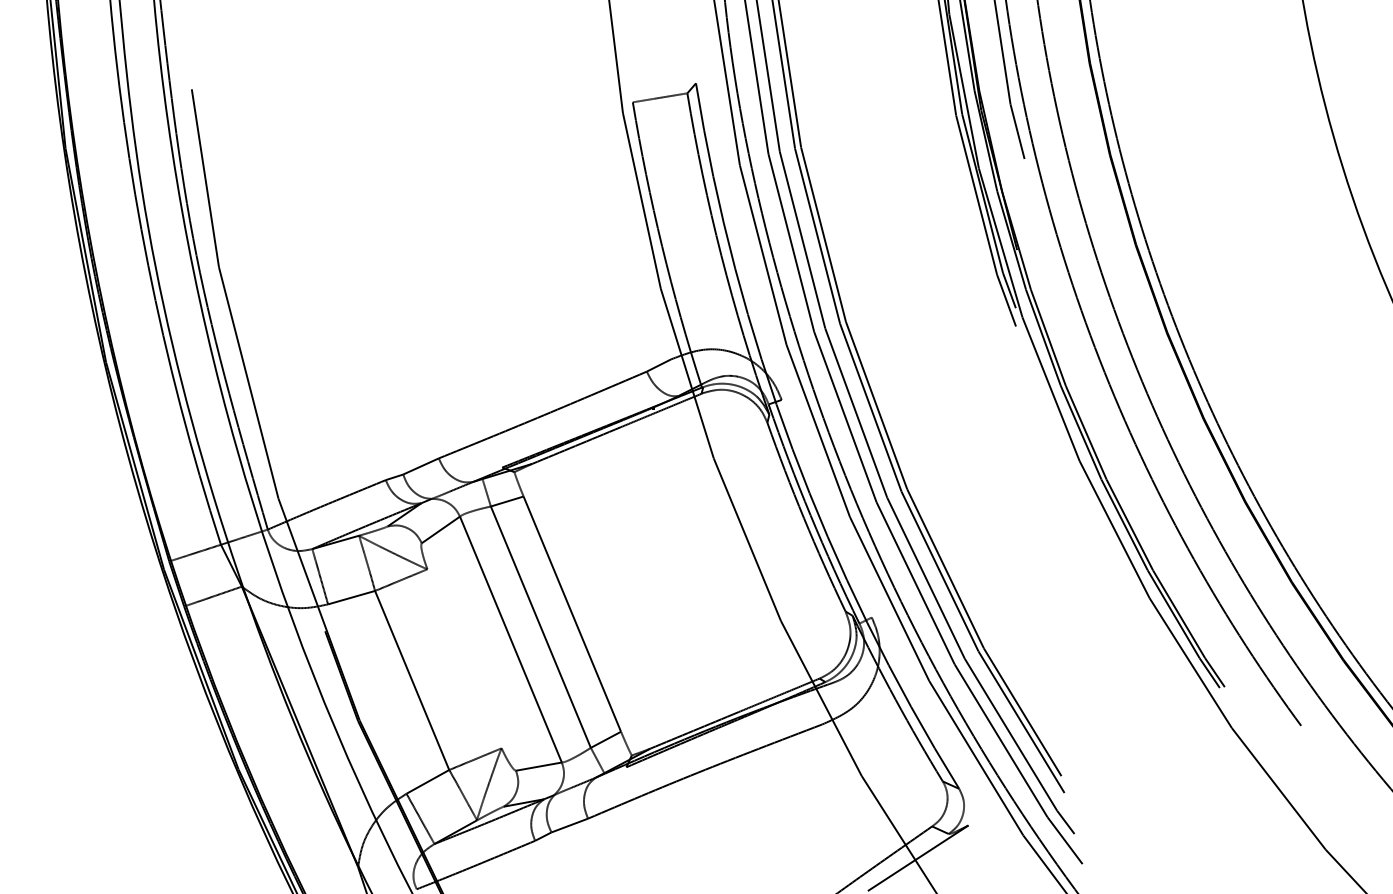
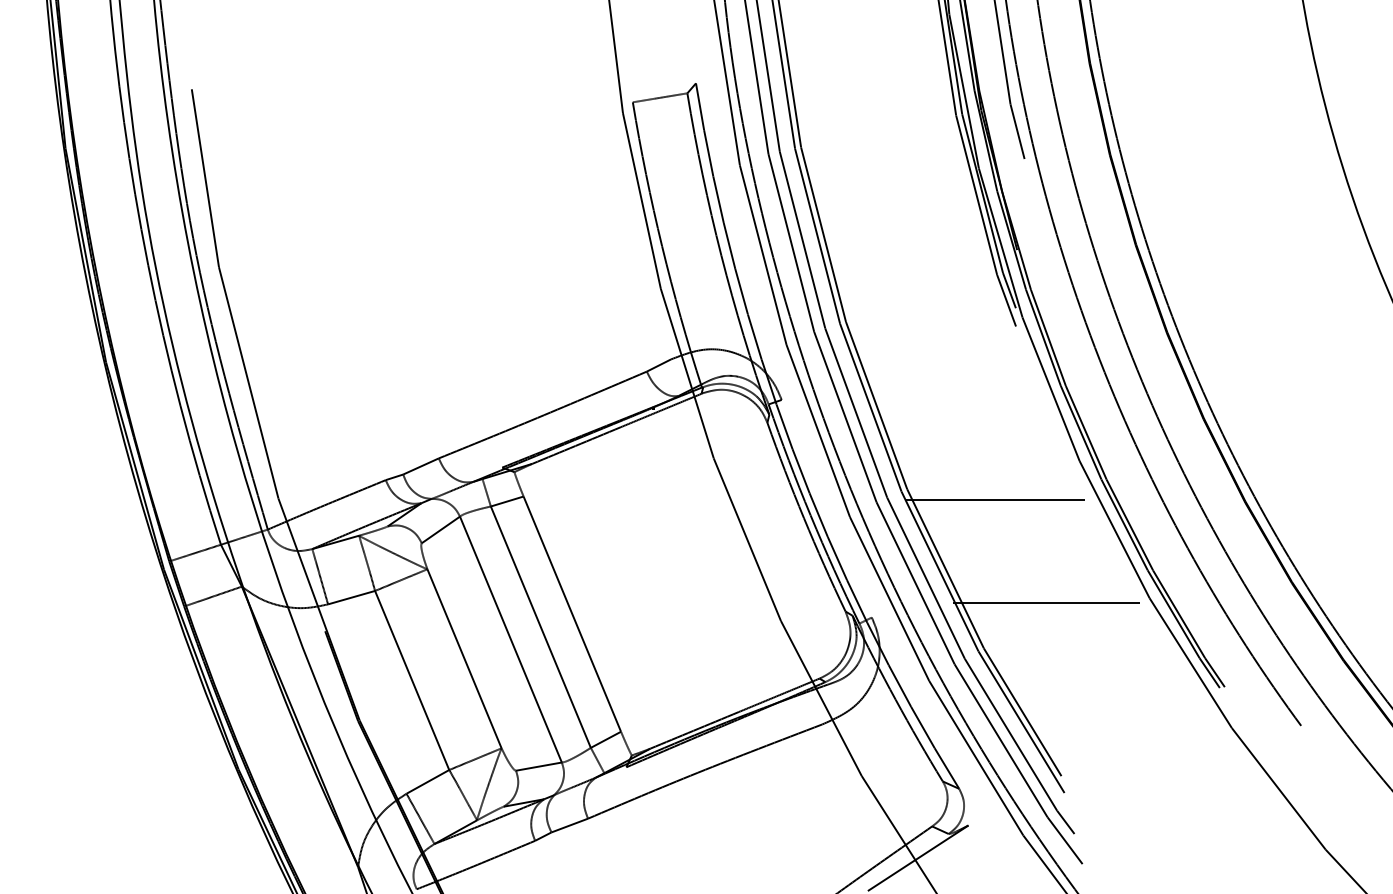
line: none -> present (995, 499)
line: none -> present (1046, 602)
line: none -> present (464, 658)
